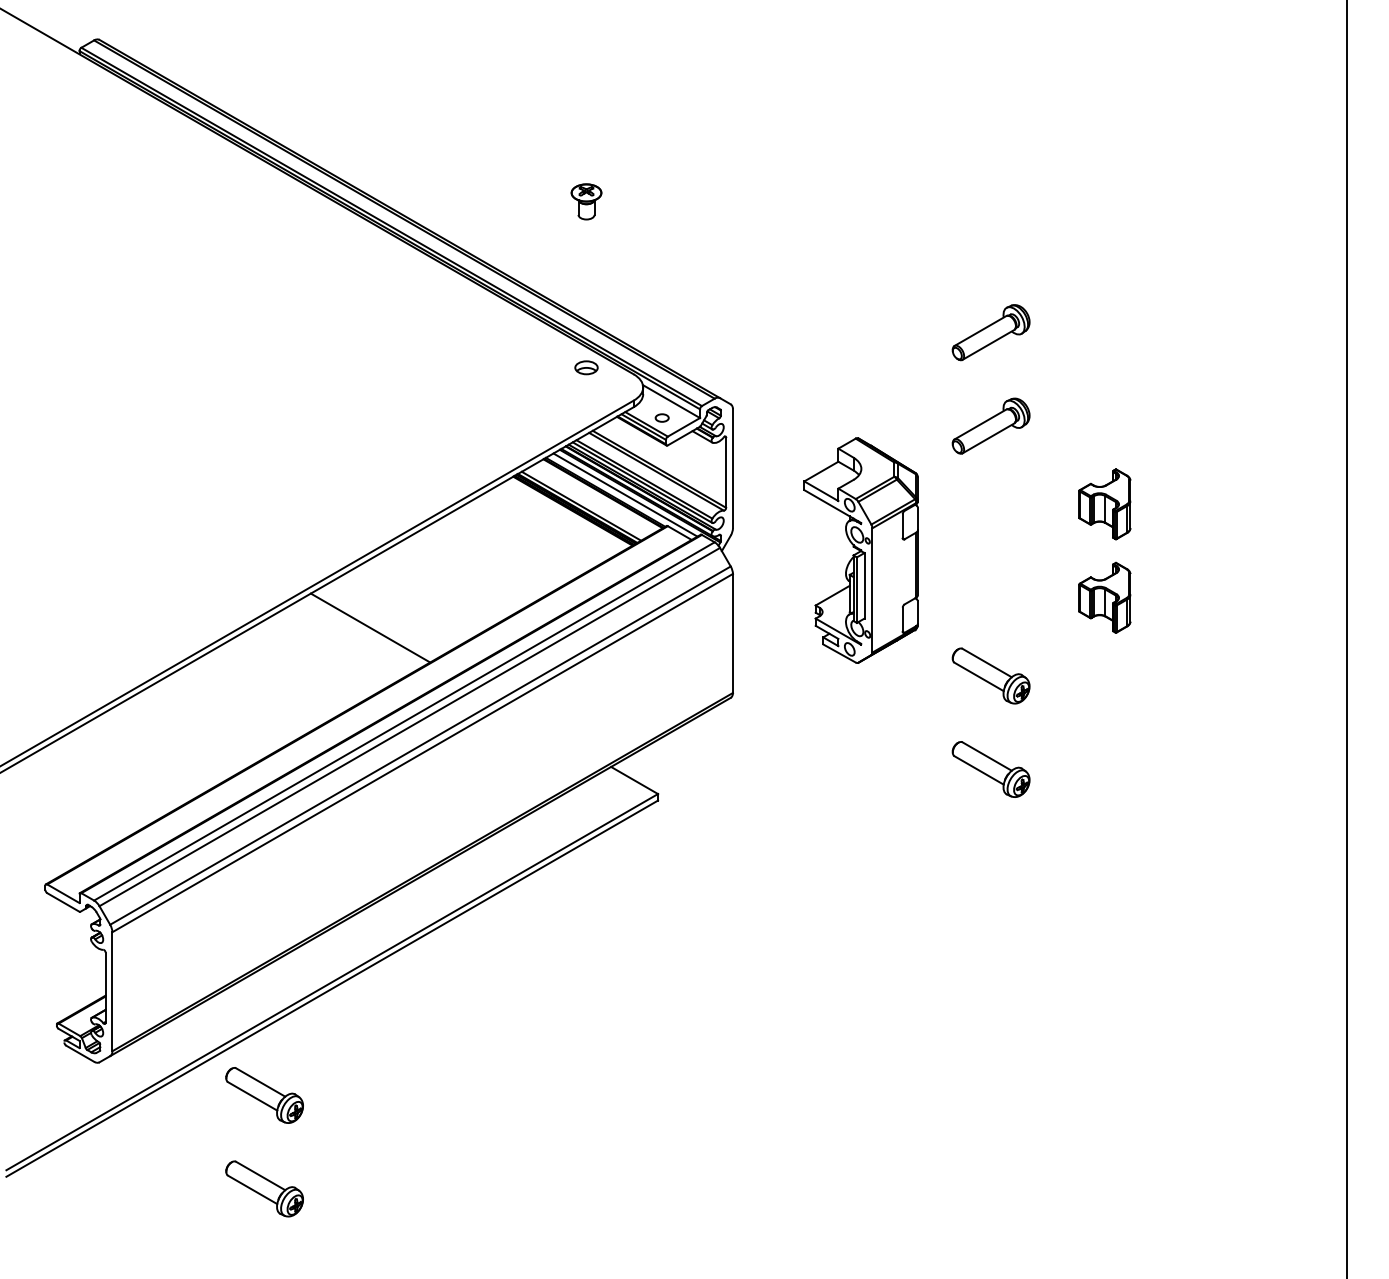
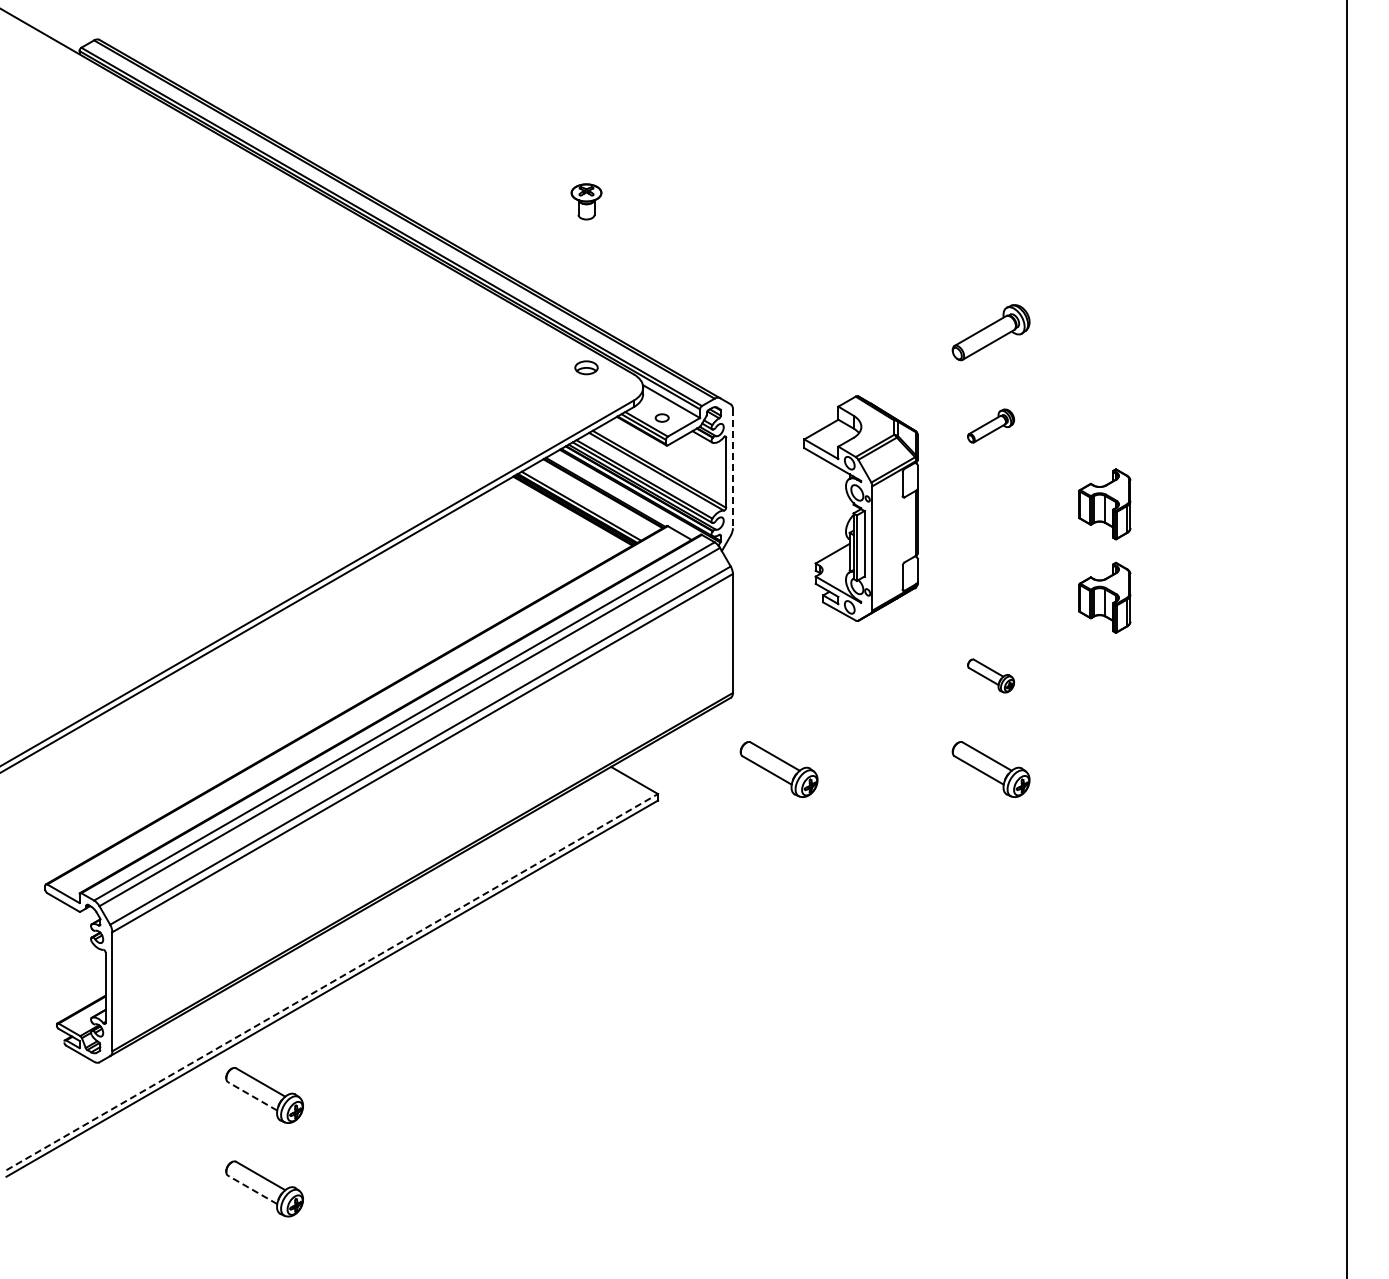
part size: 80x58 px -> 48x36 px (990, 425)
line: solid -> dashed (732, 468)
line: present -> none (625, 494)
part position: (860, 550) -> (860, 508) (860, 508)
line: present -> none (370, 627)
part size: 80x58 px -> 48x36 px (990, 675)
part: none -> present (778, 769)
line: solid -> dashed (332, 981)
line: solid -> dashed (252, 1096)
line: solid -> dashed (252, 1189)
